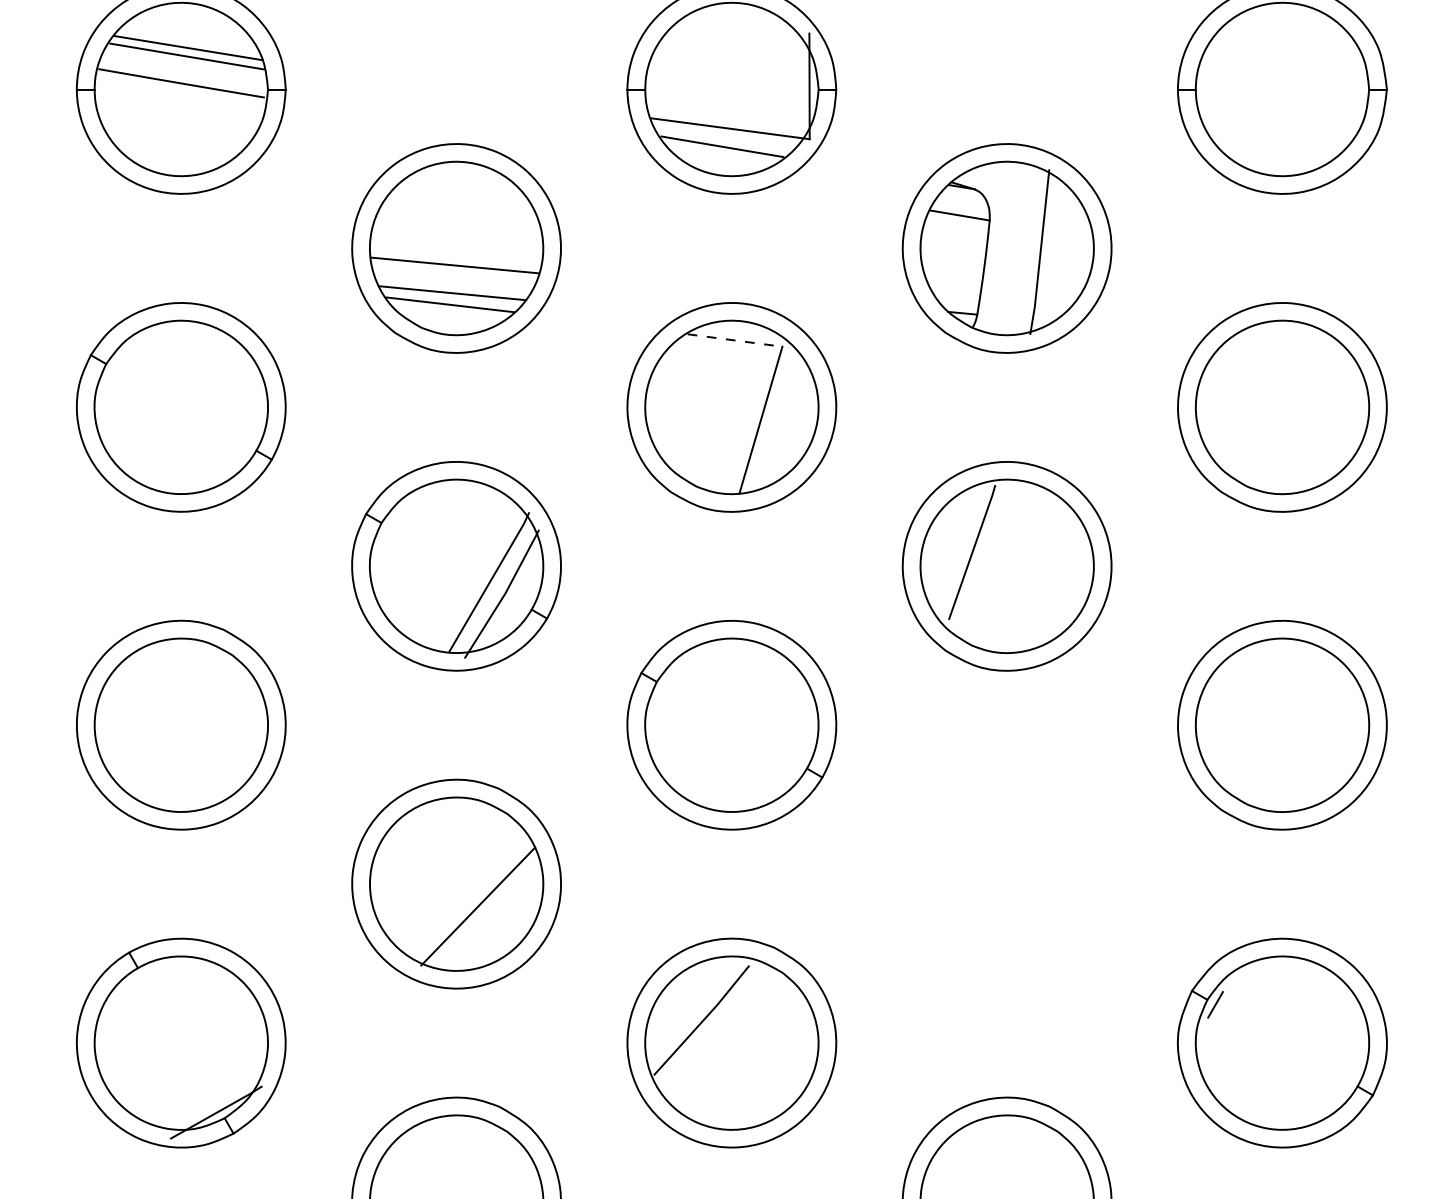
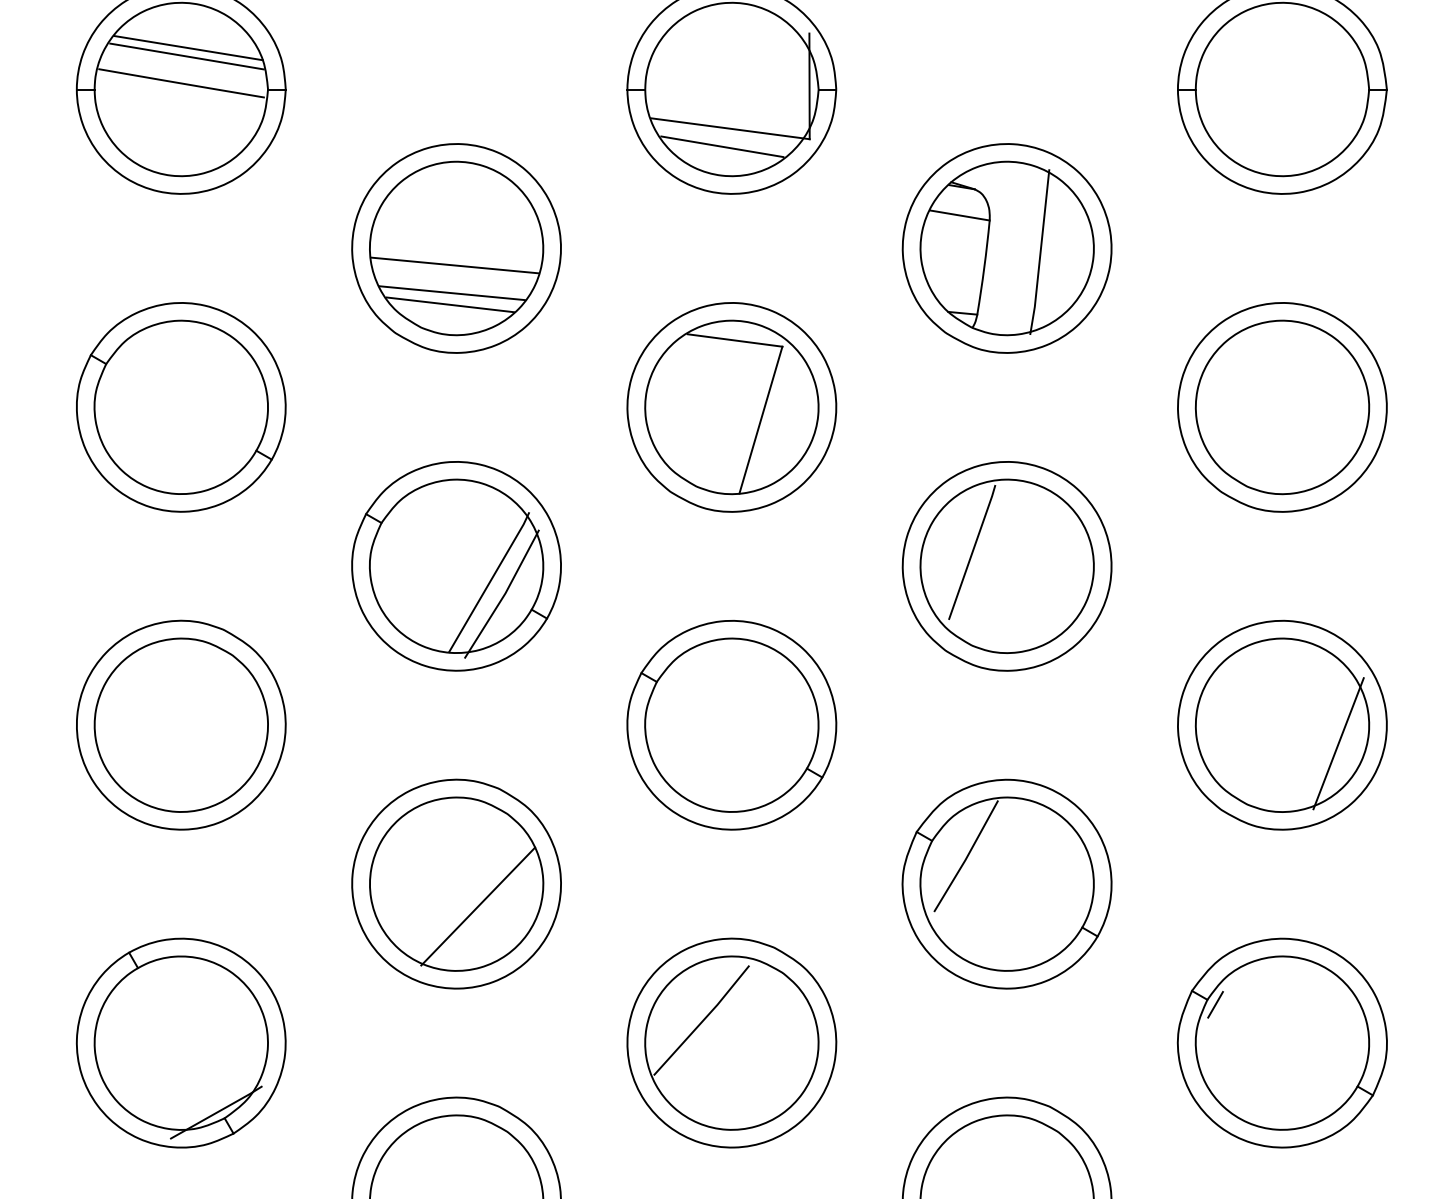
line: dashed -> solid (735, 340)
line: none -> present (1338, 743)
part: none -> present (1006, 883)
